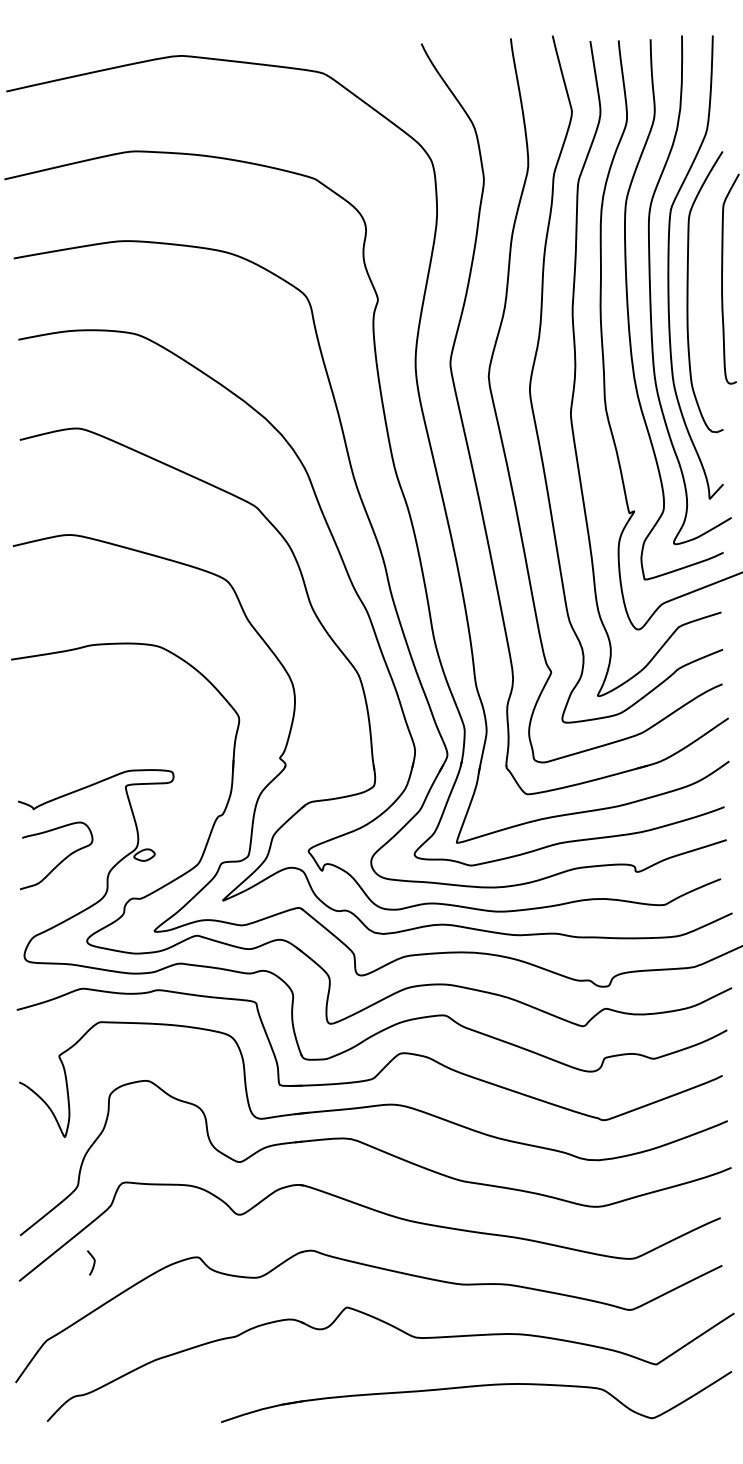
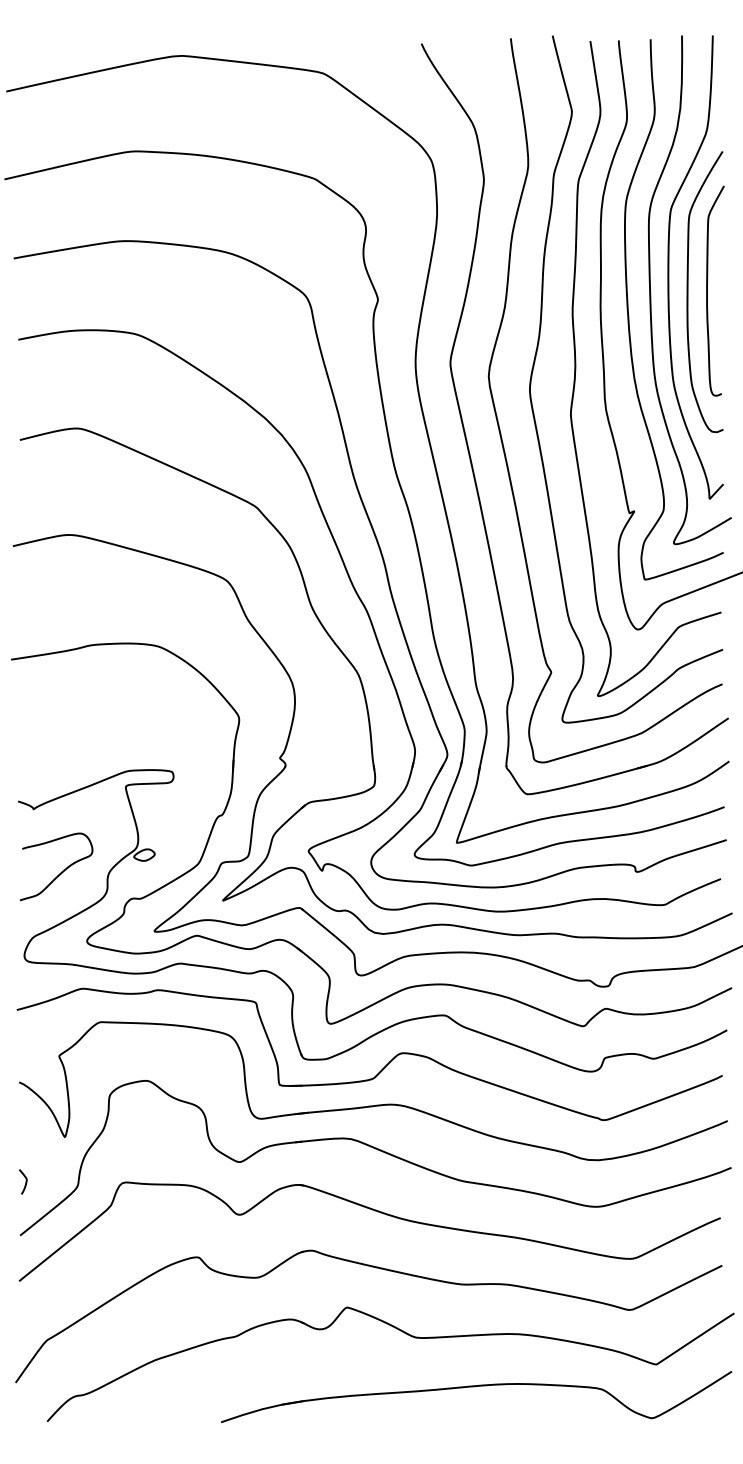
curve position: (722, 278) -> (707, 290) (707, 290)
curve position: (61, 860) -> (61, 871) (61, 871)
curve position: (93, 1262) -> (25, 1181) (25, 1181)
